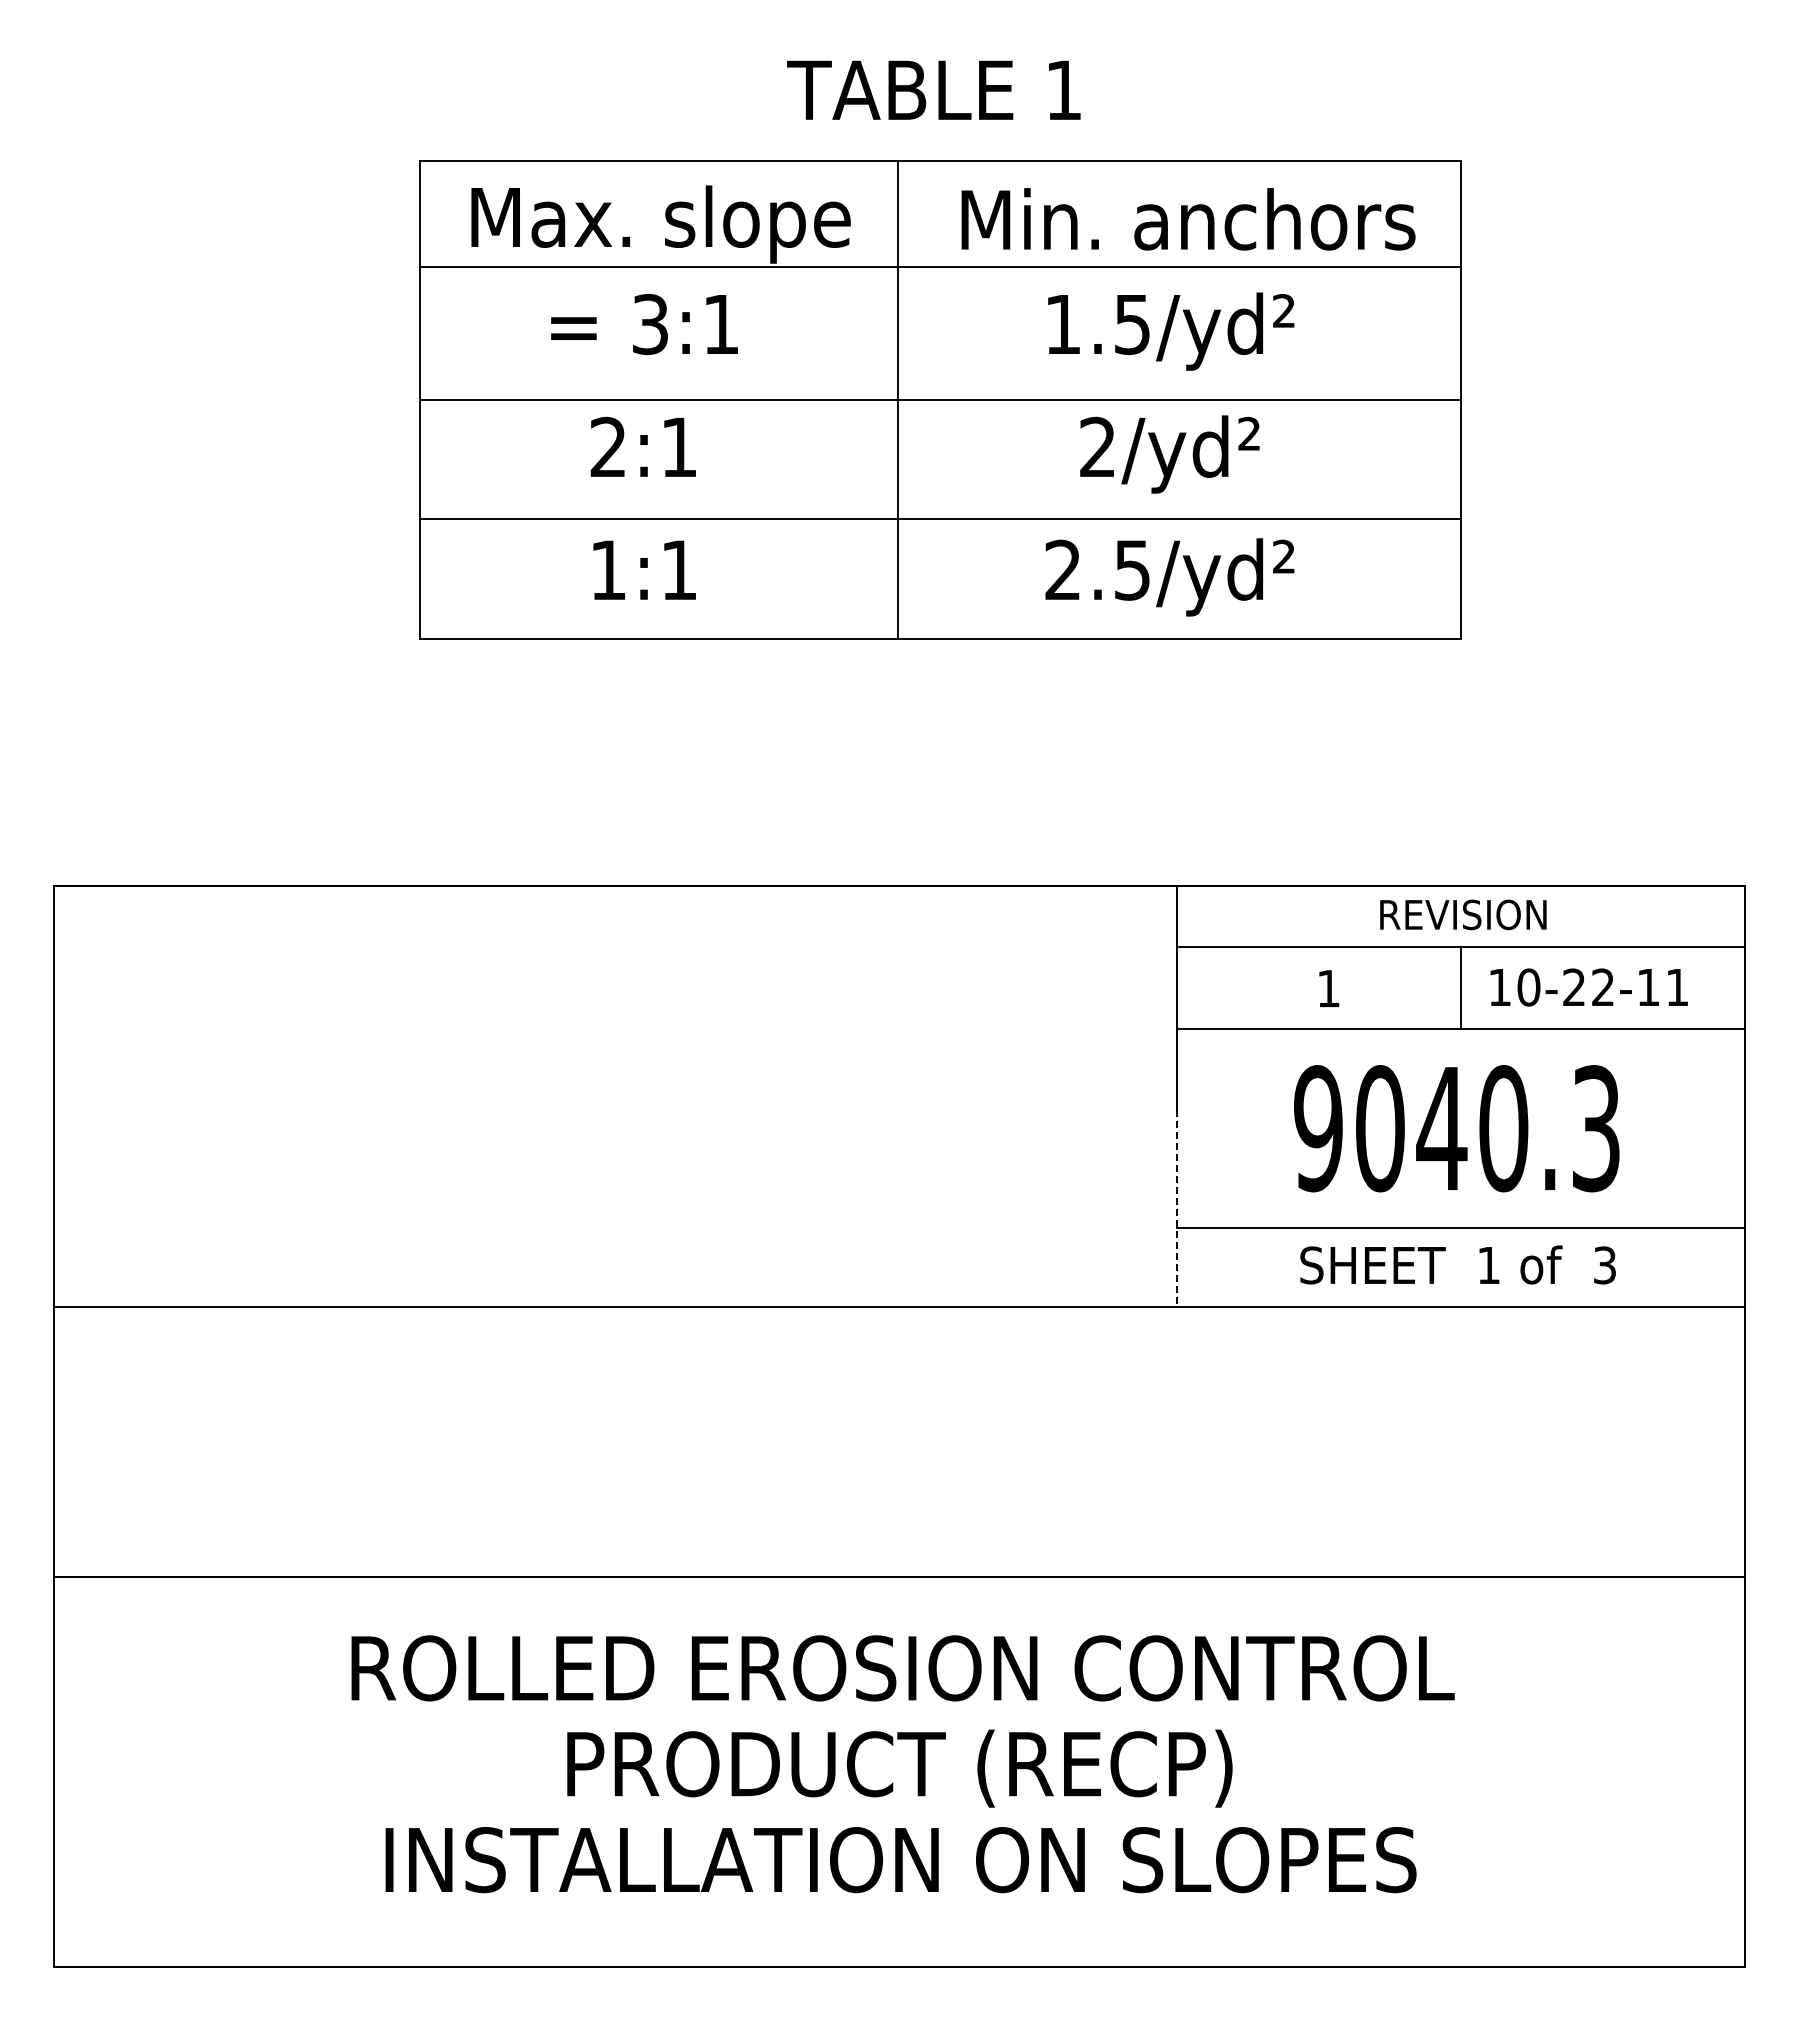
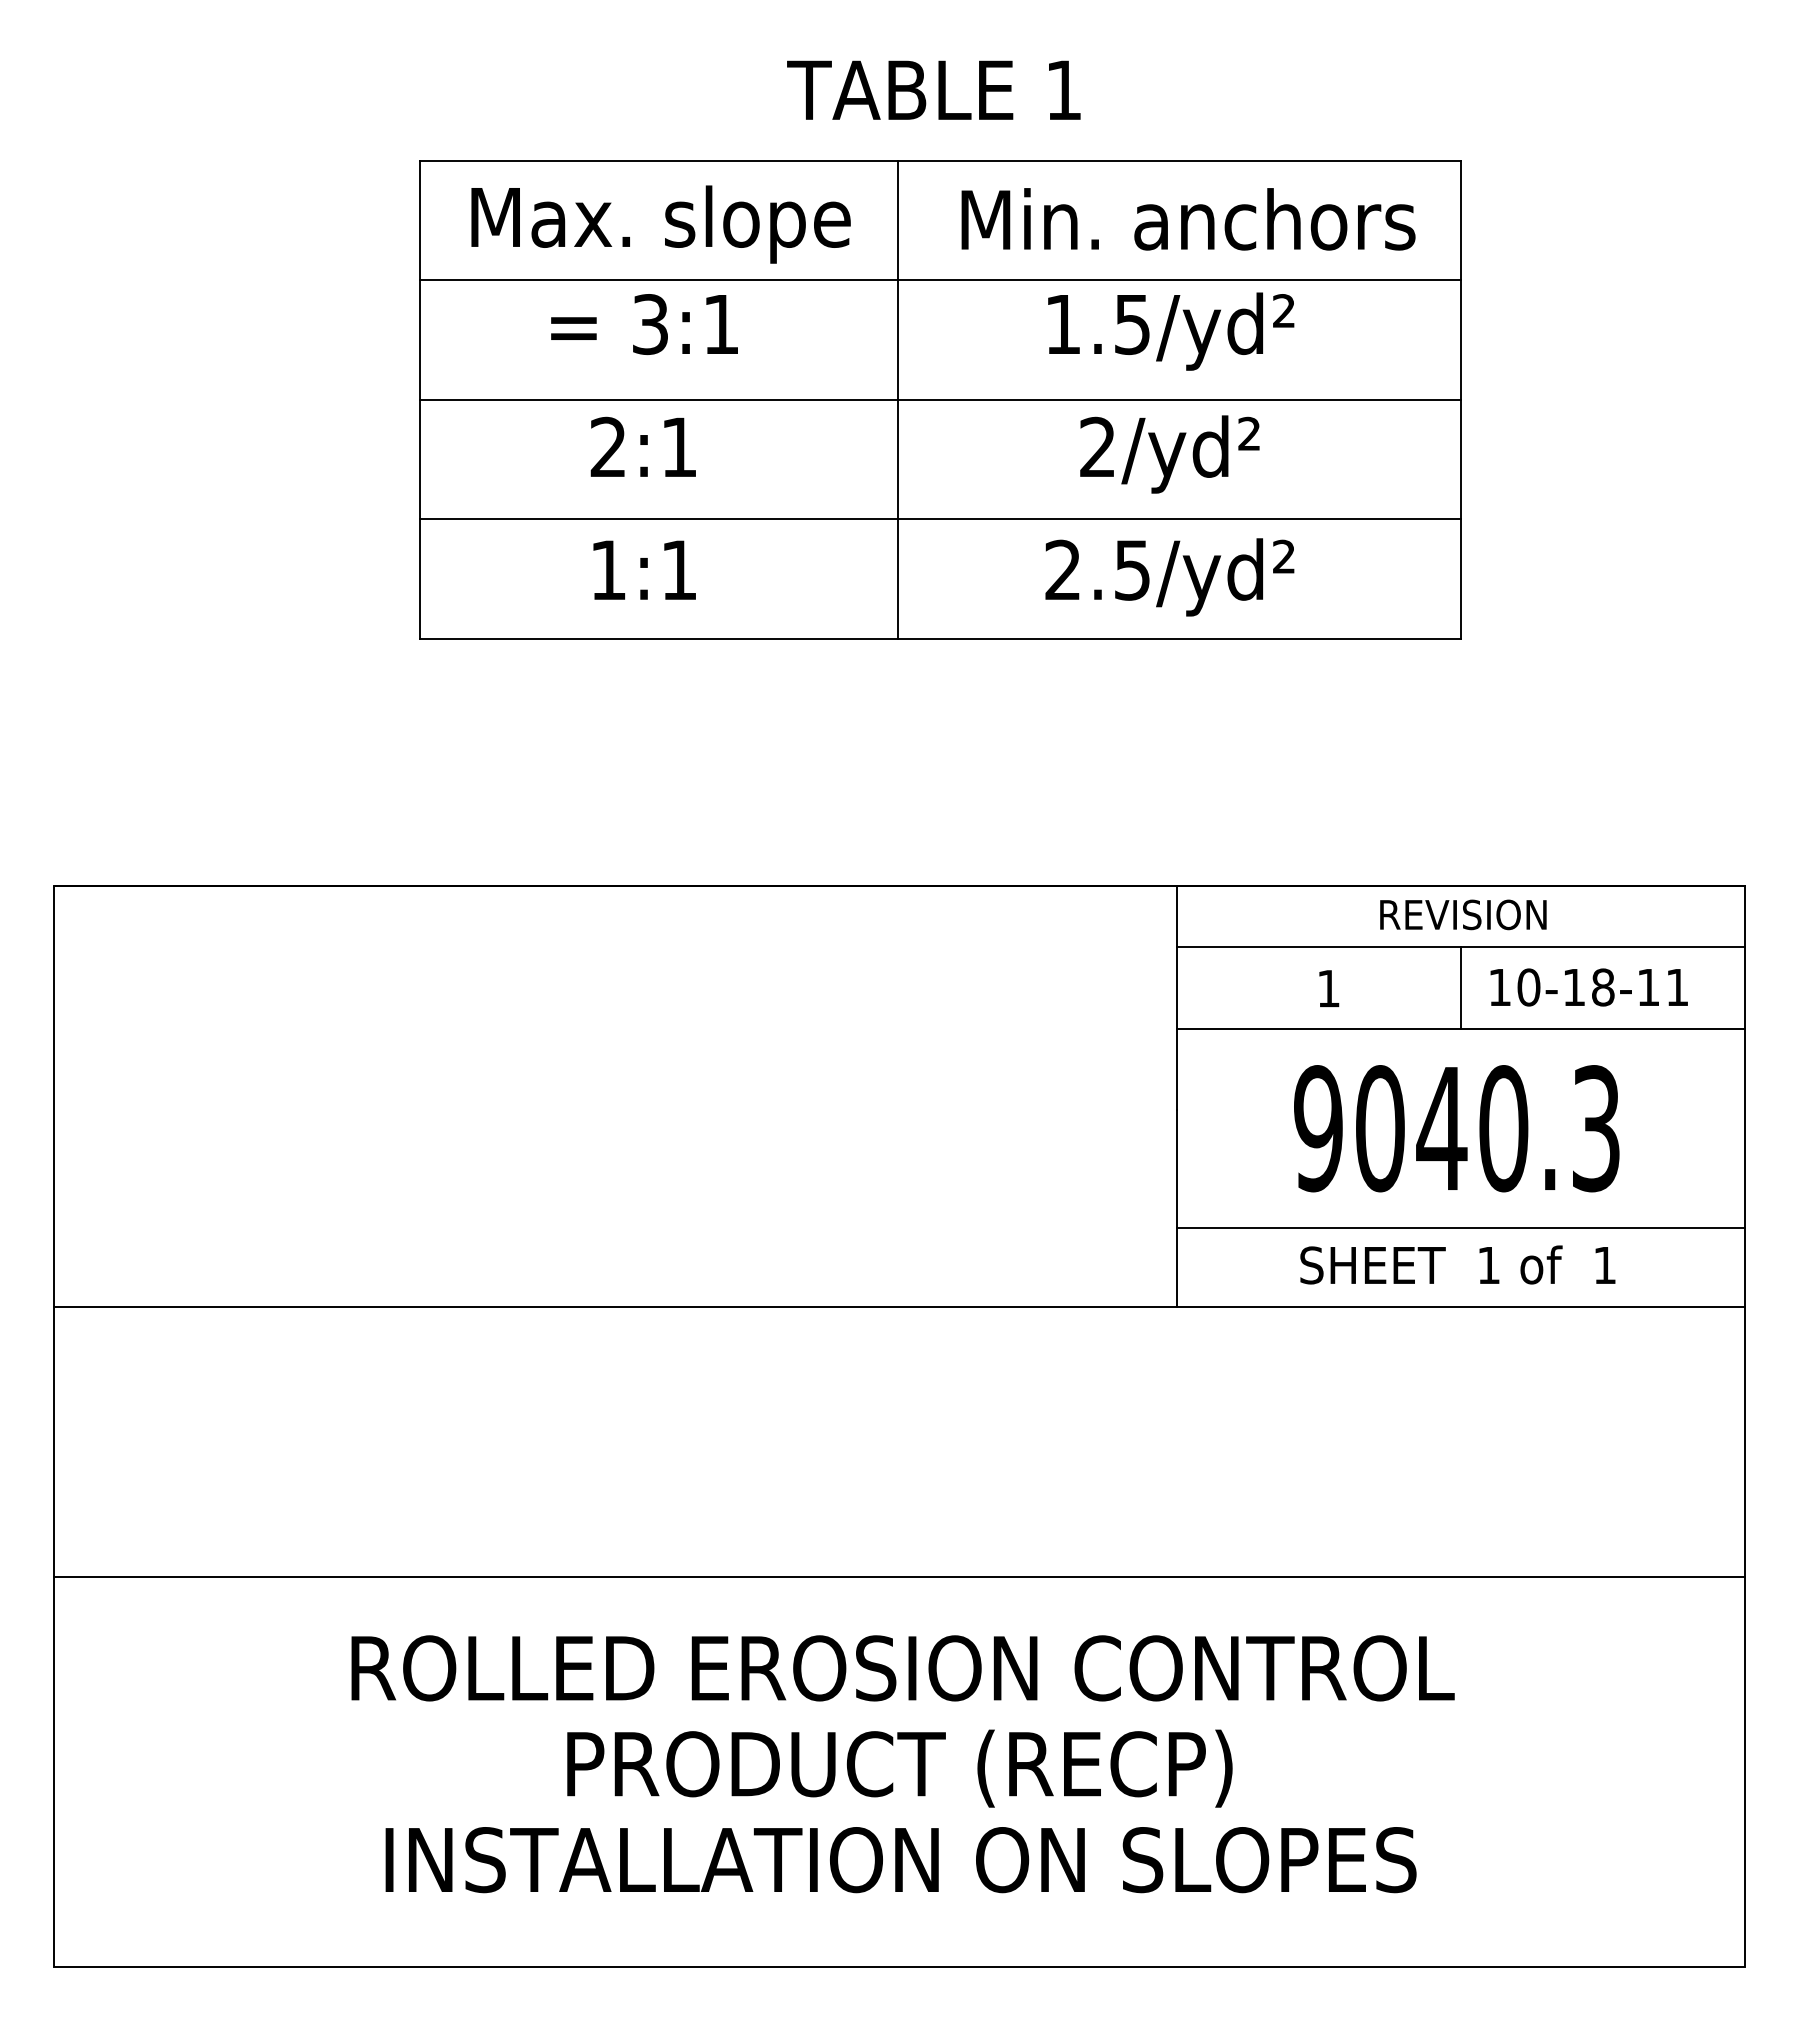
line position: (939, 267) -> (939, 280) (939, 280)
text: 10-22-11 -> 10-18-11 (1588, 987)
line: dashed -> solid (1177, 1209)
text: 3 -> 1 (1604, 1265)
